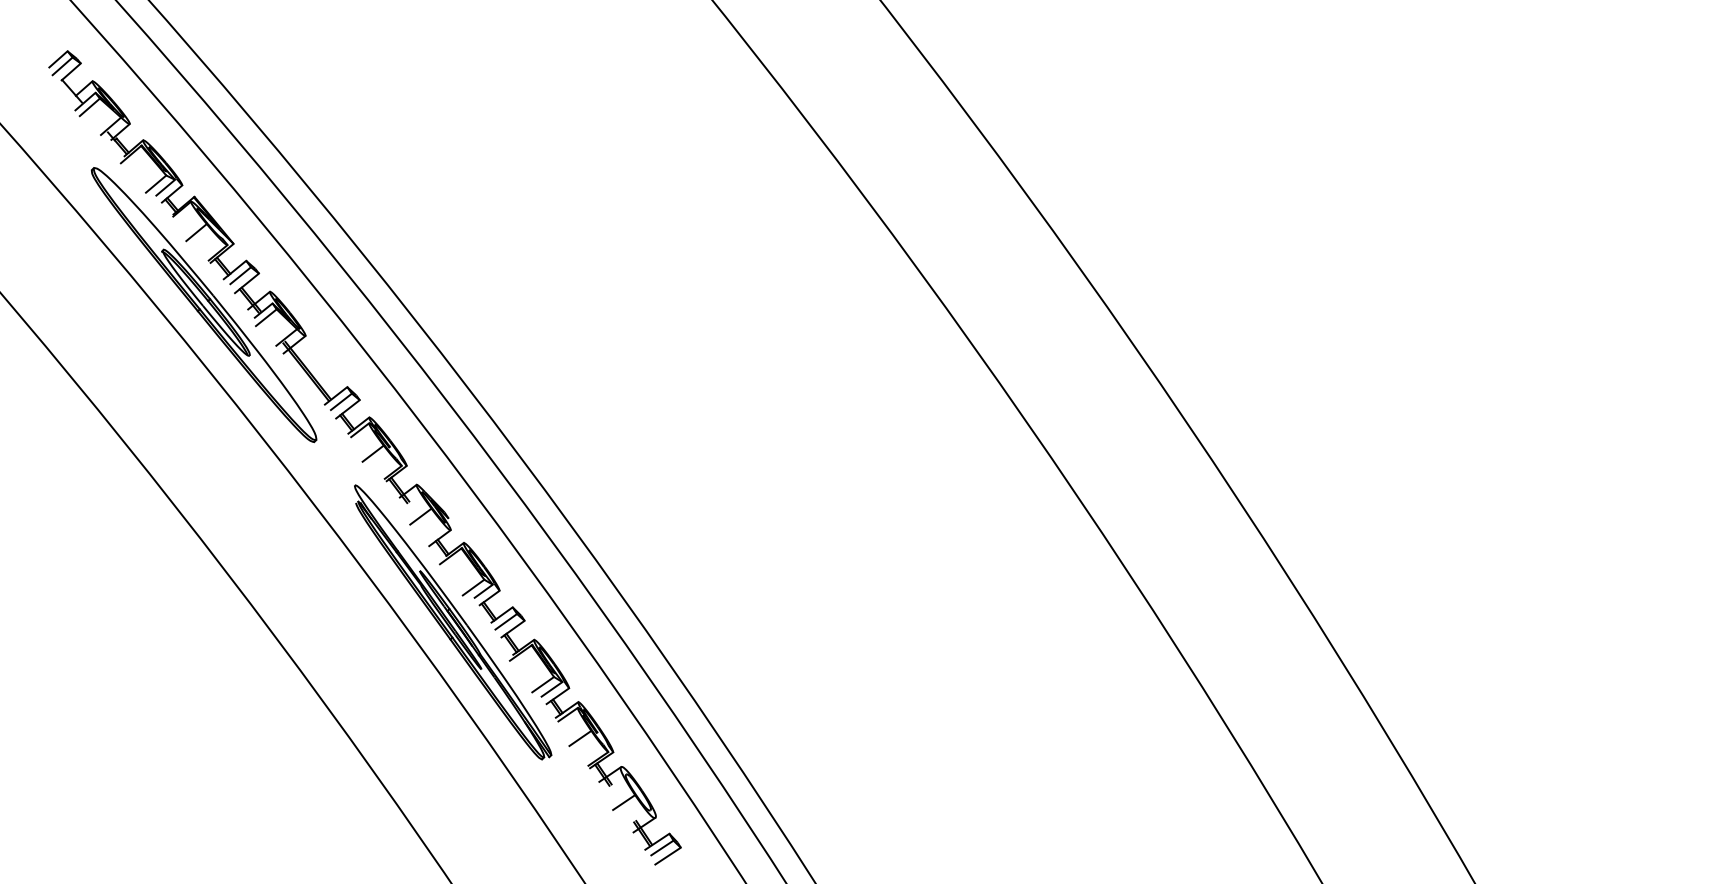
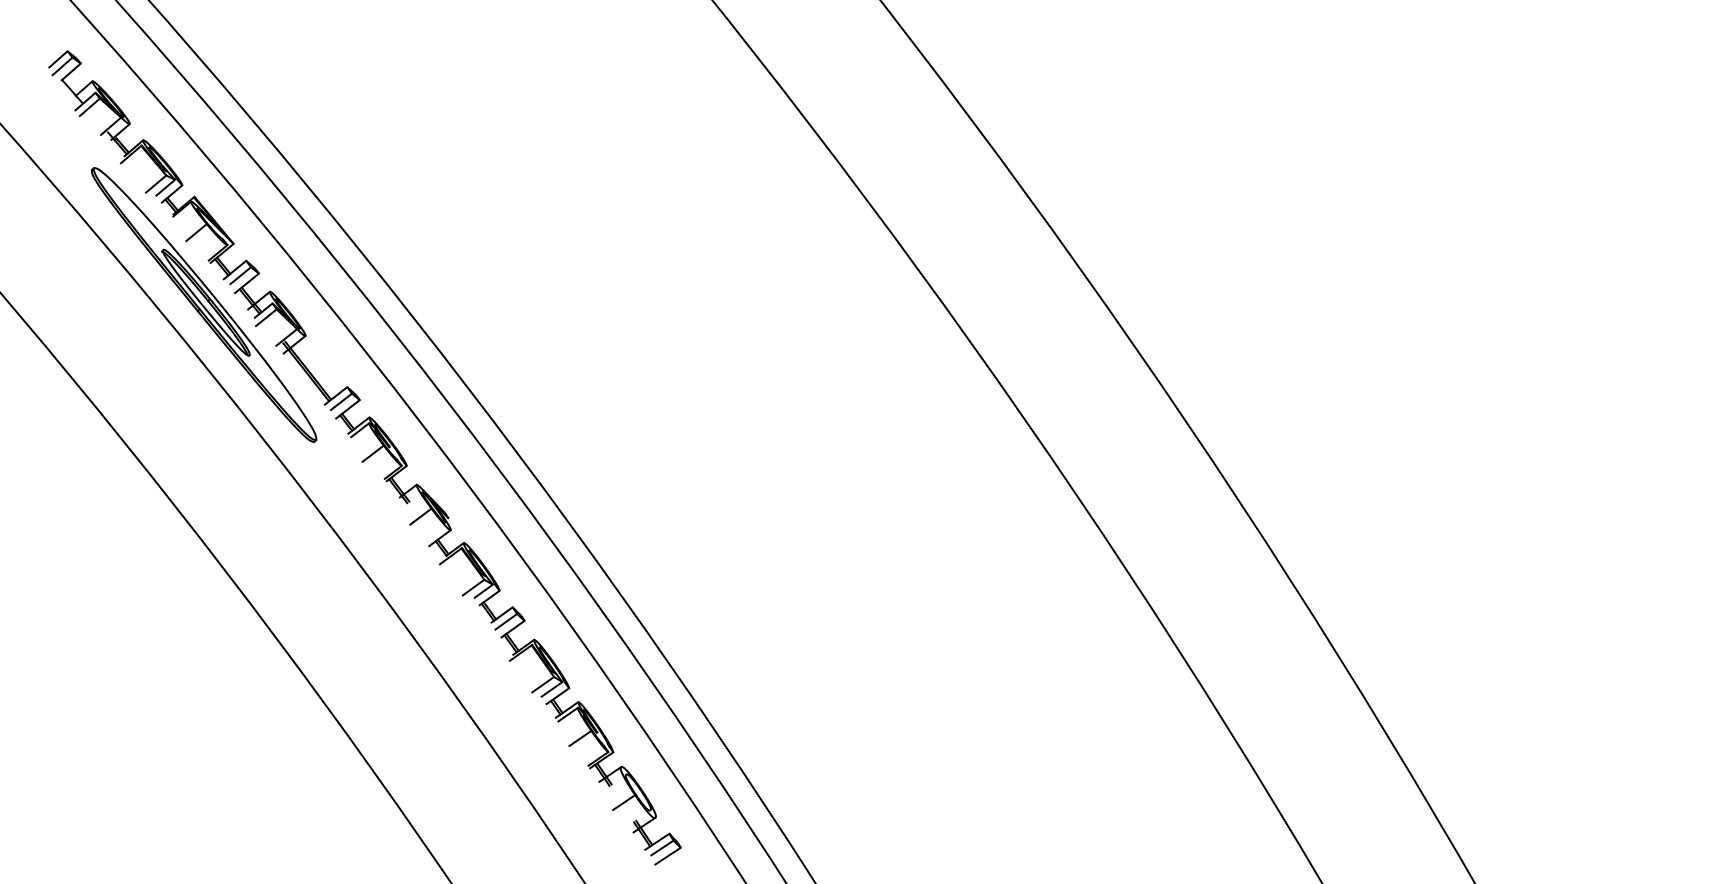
part: present -> none (453, 622)
